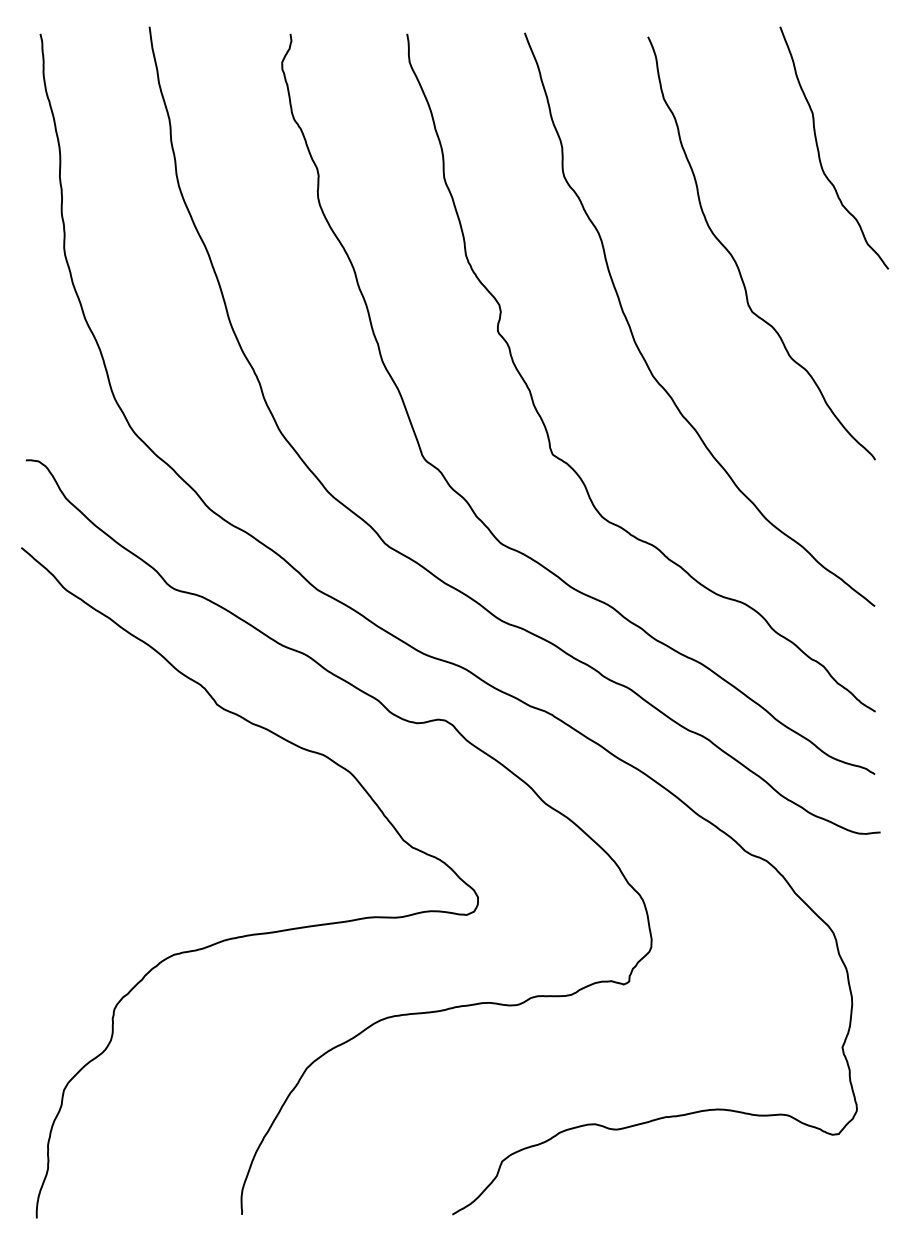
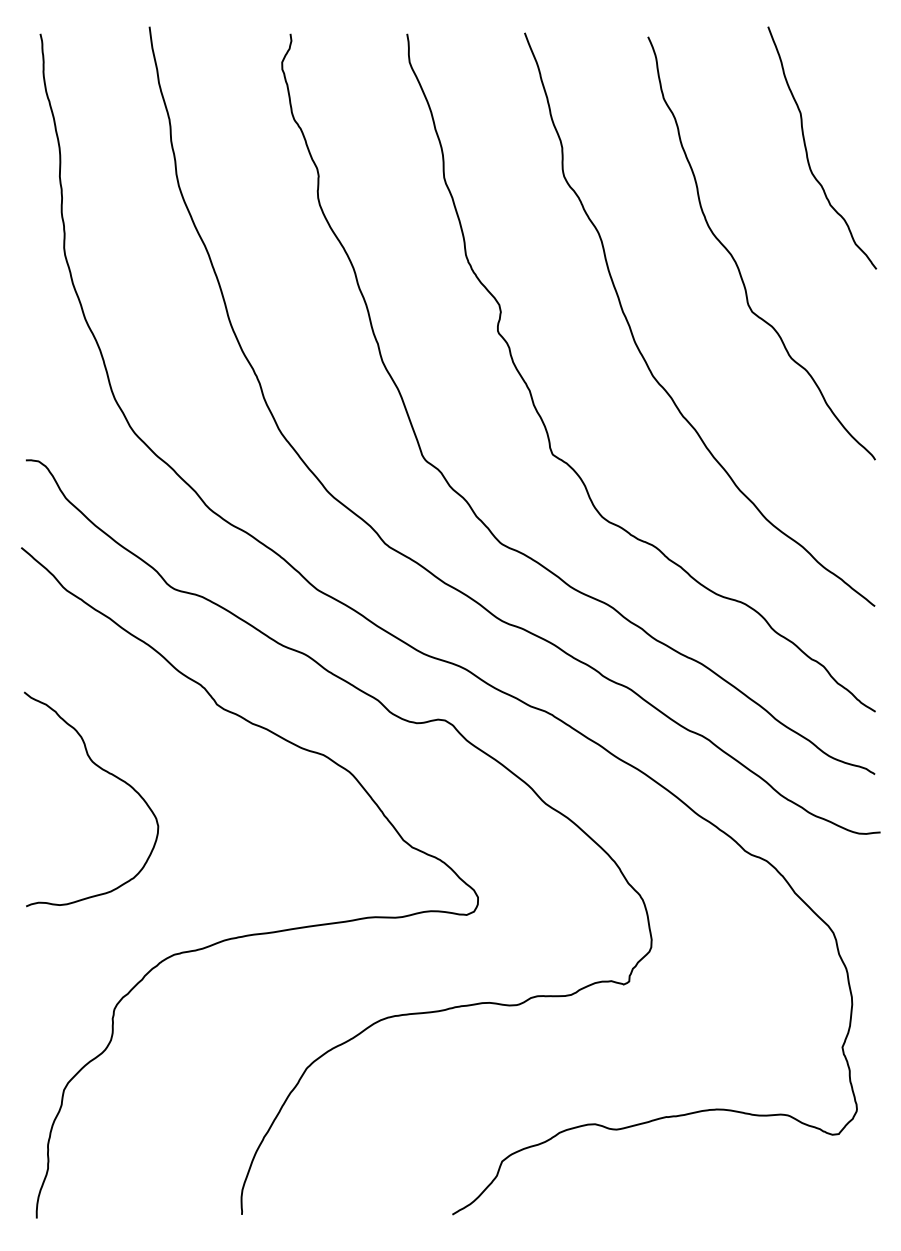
curve position: (819, 150) -> (807, 150) (807, 150)
curve: none -> present (107, 773)
